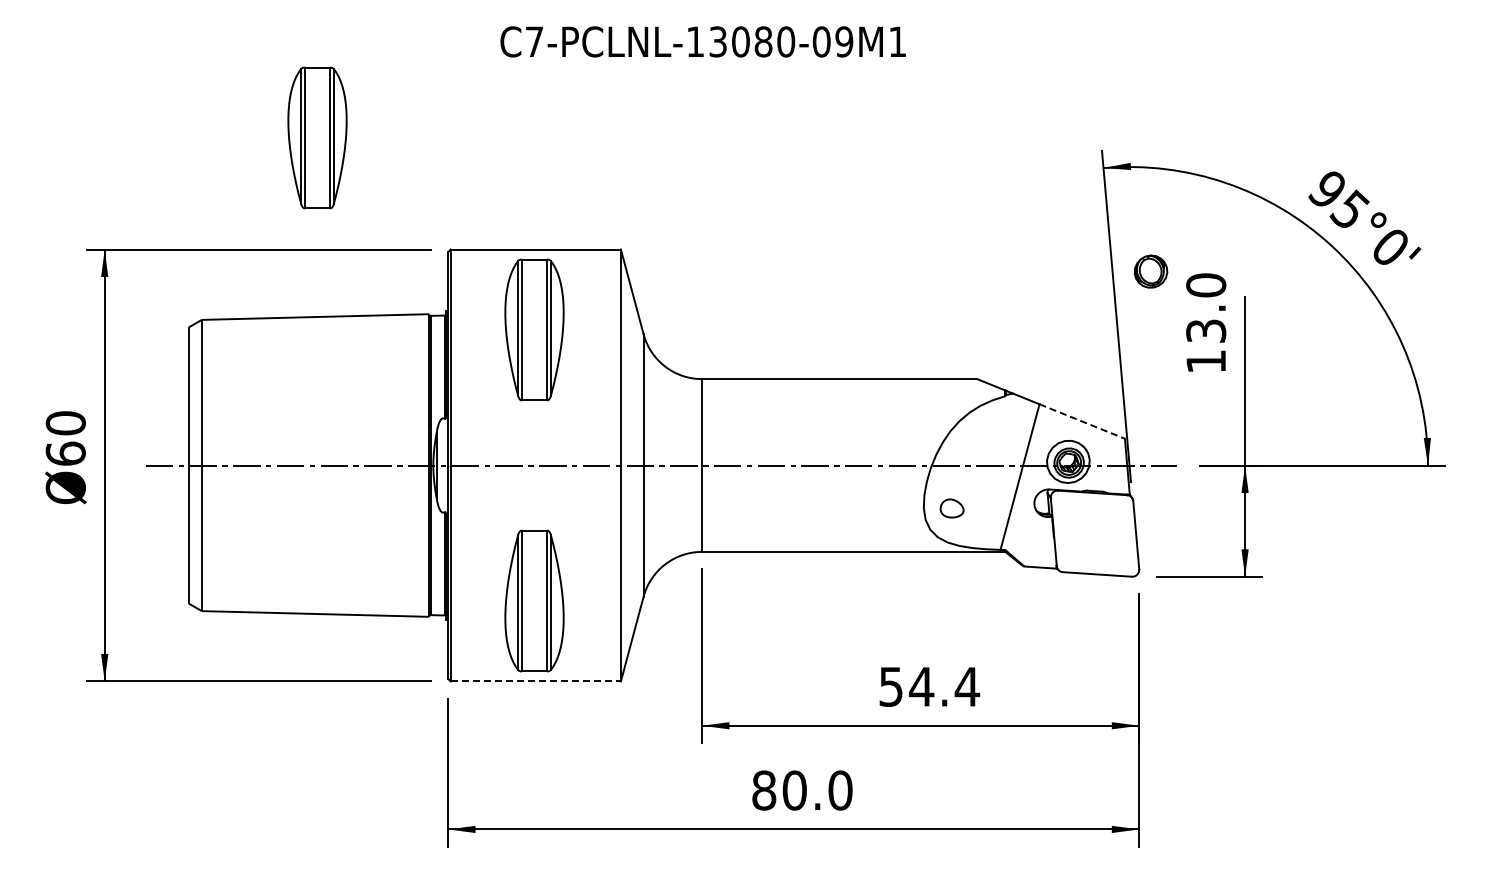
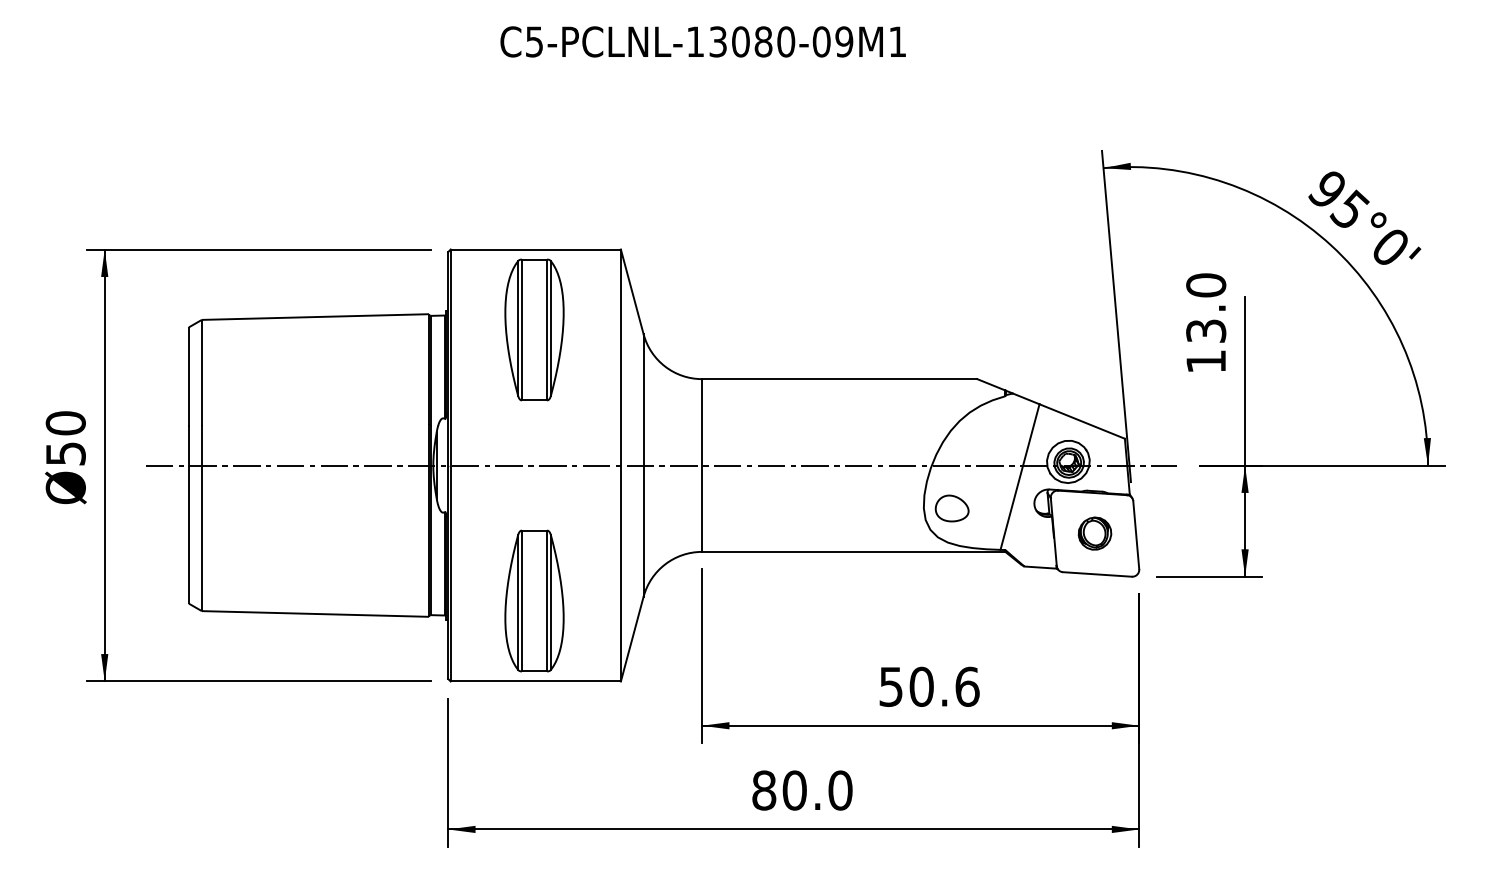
text: C7-PCLNL-13080-09M1 -> C5-PCLNL-13080-09M1 (534, 41)
part: present -> none (317, 137)
part position: (1150, 271) -> (1094, 533) (1094, 533)
line: dashed -> solid (1082, 421)
text: Ø60 -> Ø50 (65, 453)
part size: 26x21 px -> 36x29 px (951, 508)
line: dashed -> solid (536, 681)
text: 54.4 -> 50.6 (944, 686)
